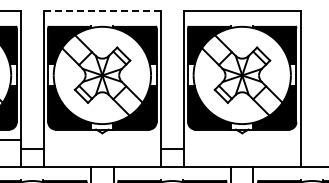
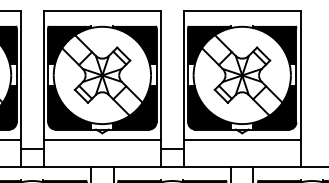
line: dashed -> solid (102, 11)
line: none -> present (102, 139)
line: none -> present (242, 139)
